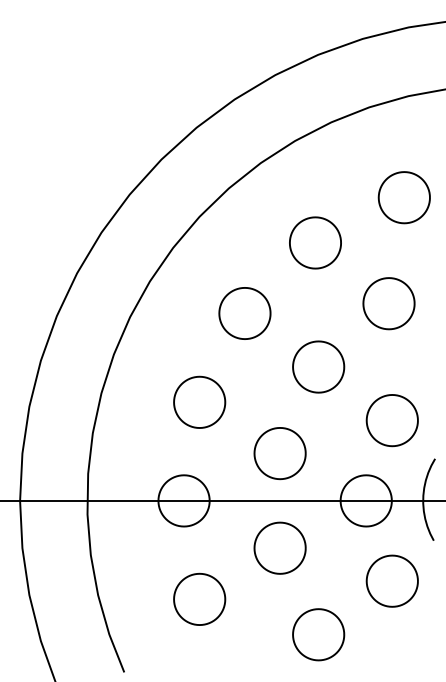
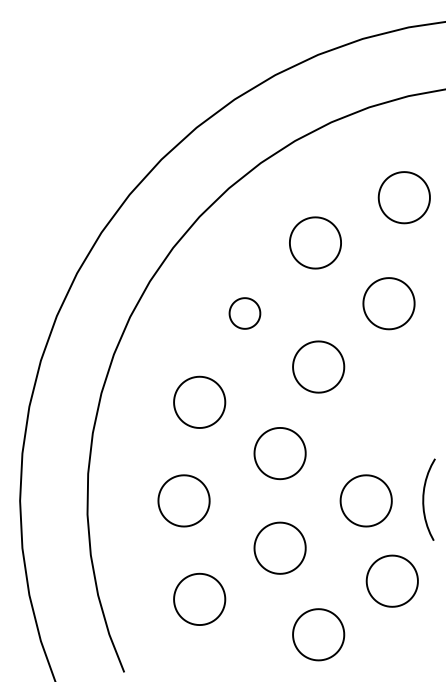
part size: 54x53 px -> 34x33 px (244, 313)
part: present -> none (391, 420)
line: present -> none (222, 500)
